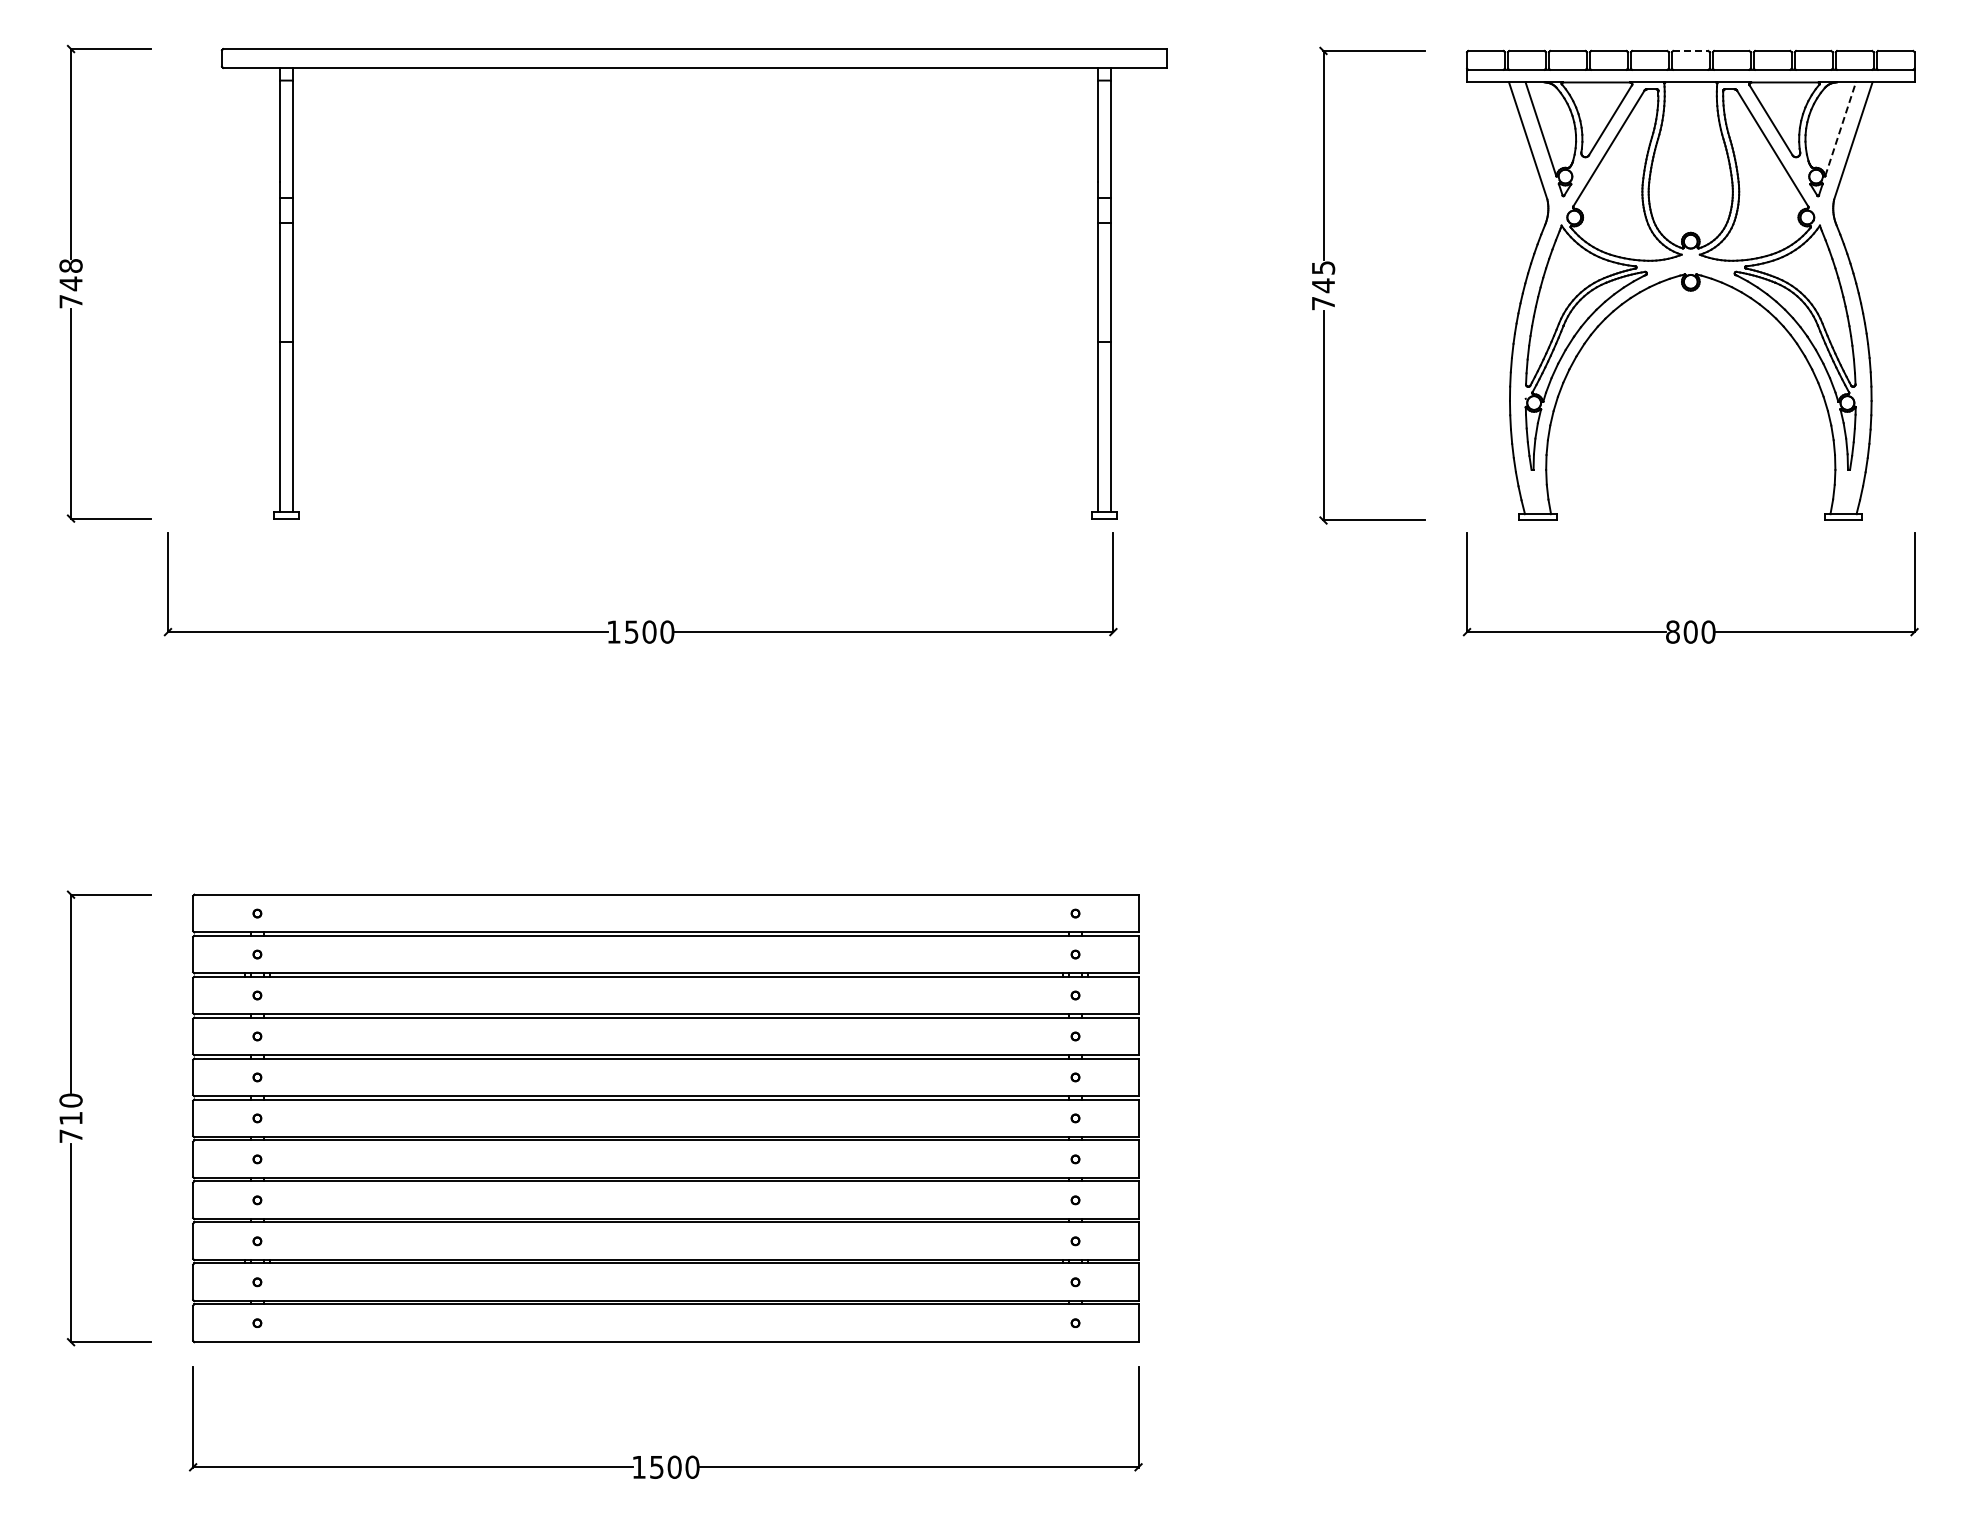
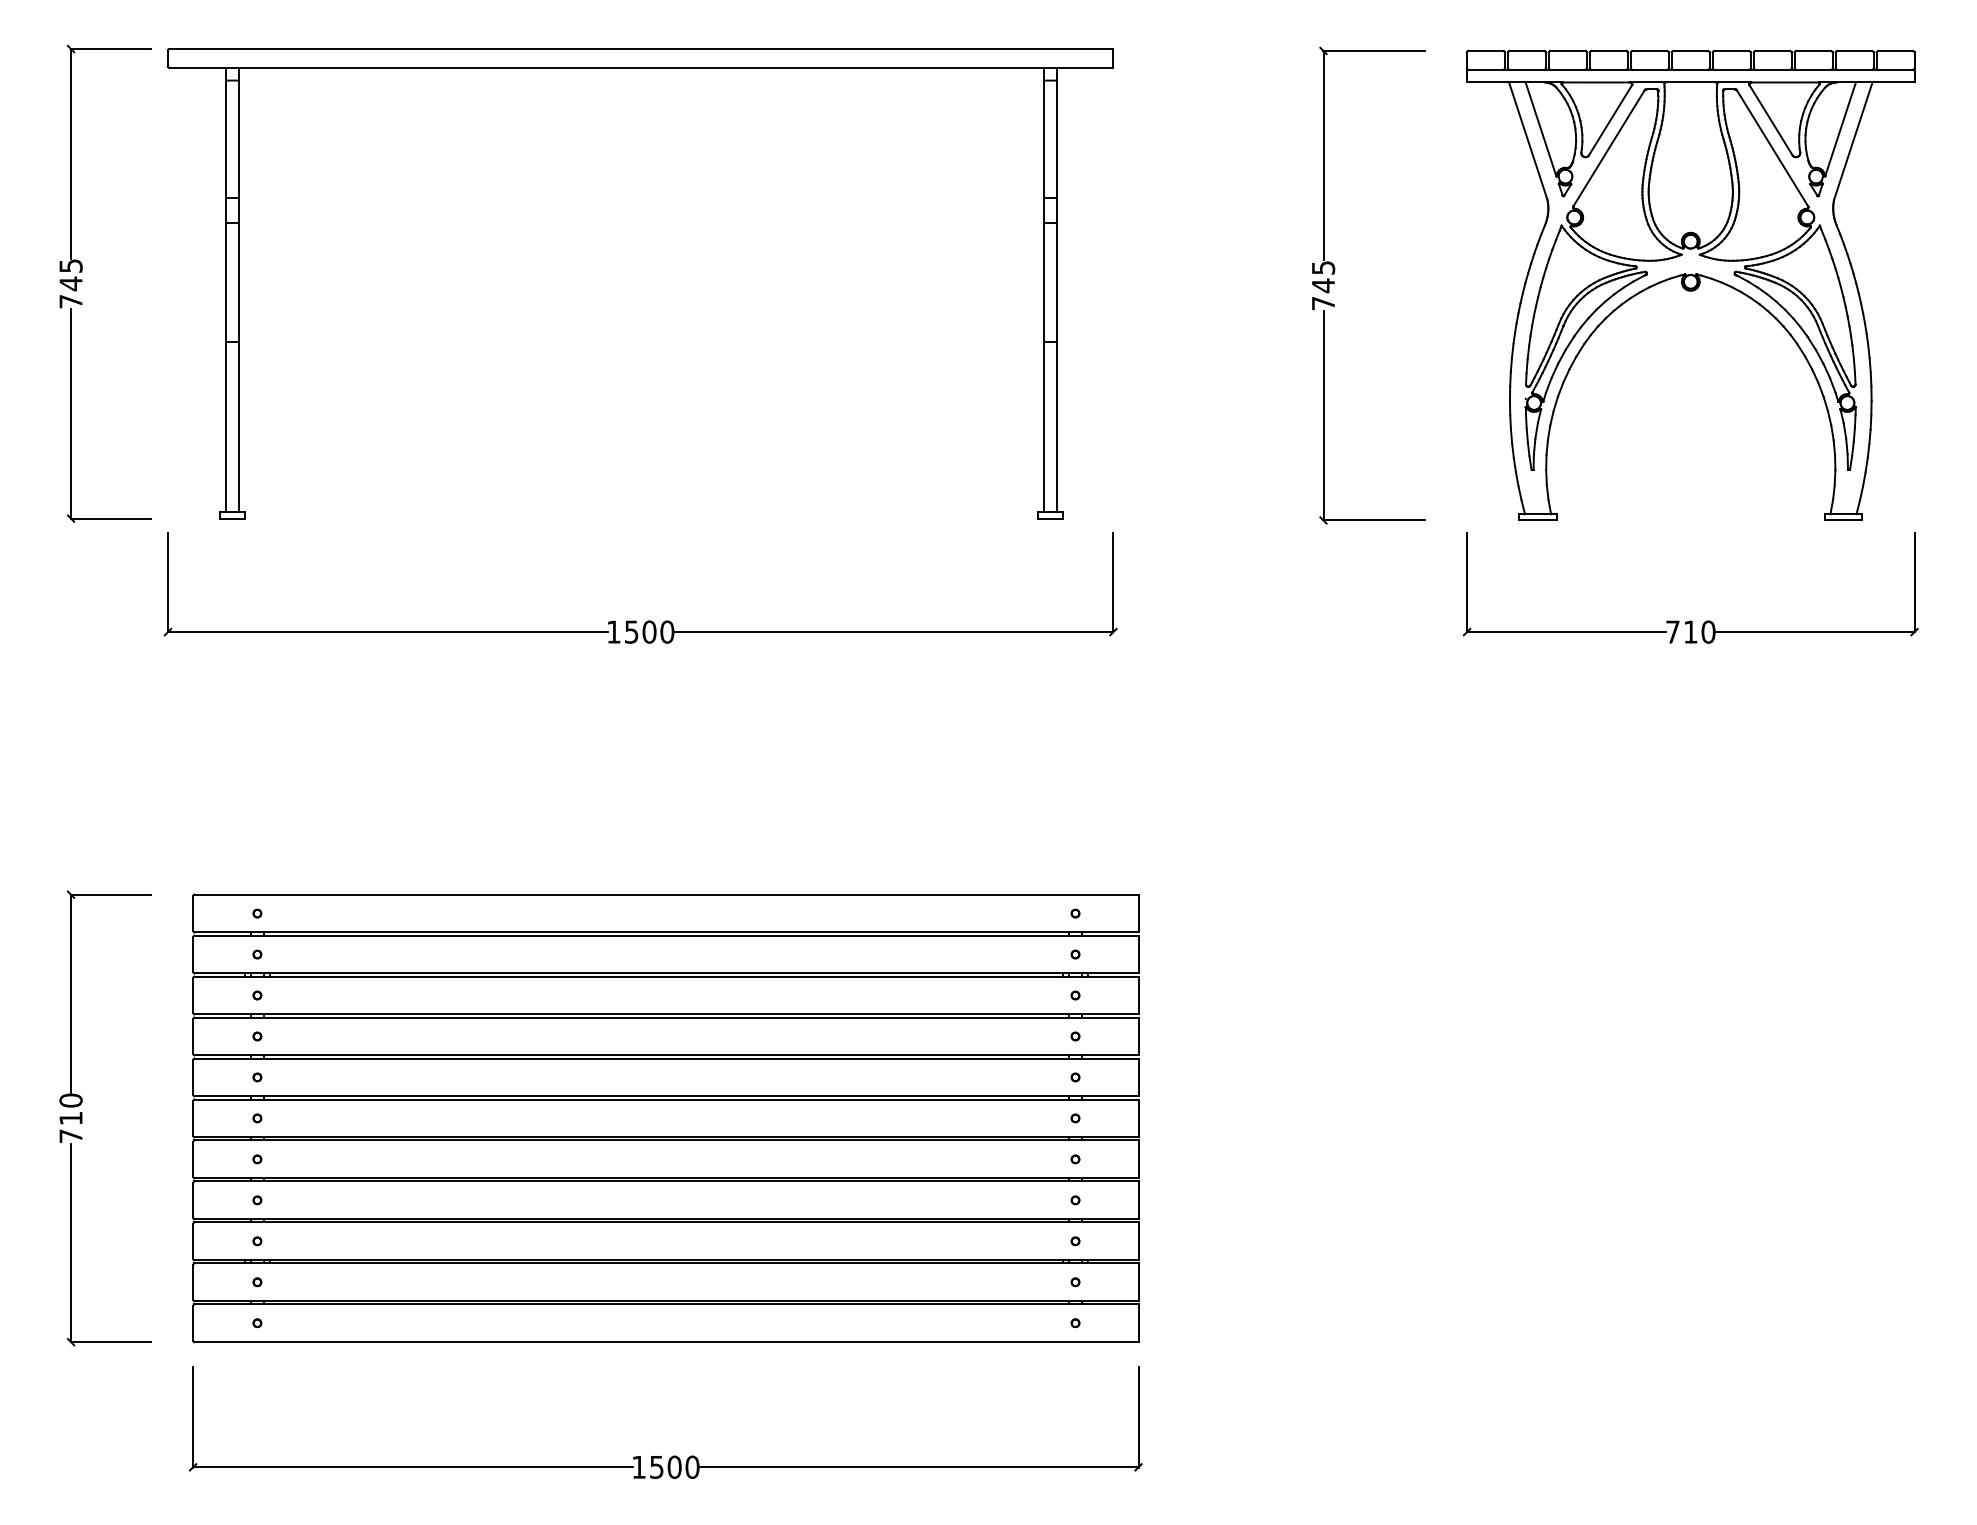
line: dashed -> solid (1690, 50)
part position: (693, 68) -> (639, 68) (639, 68)
line: dashed -> solid (1840, 128)
text: 748 -> 745 (70, 265)
text: 800 -> 710 (1681, 631)
